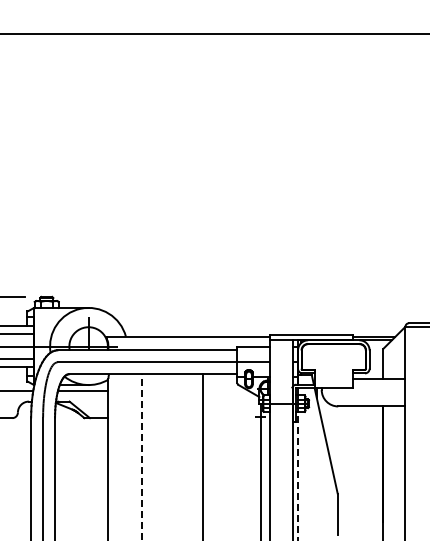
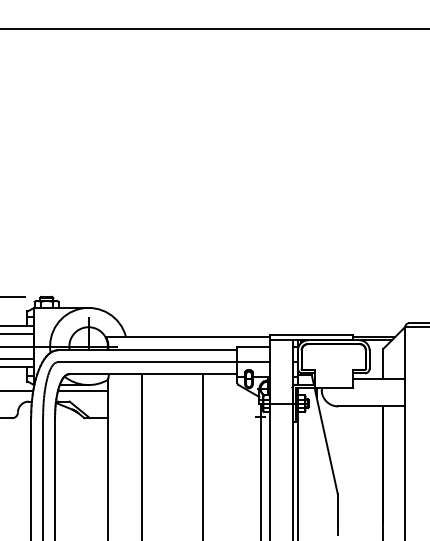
line position: (214, 34) -> (214, 29) (214, 29)
line: dashed -> solid (141, 457)
line: dashed -> solid (298, 476)
